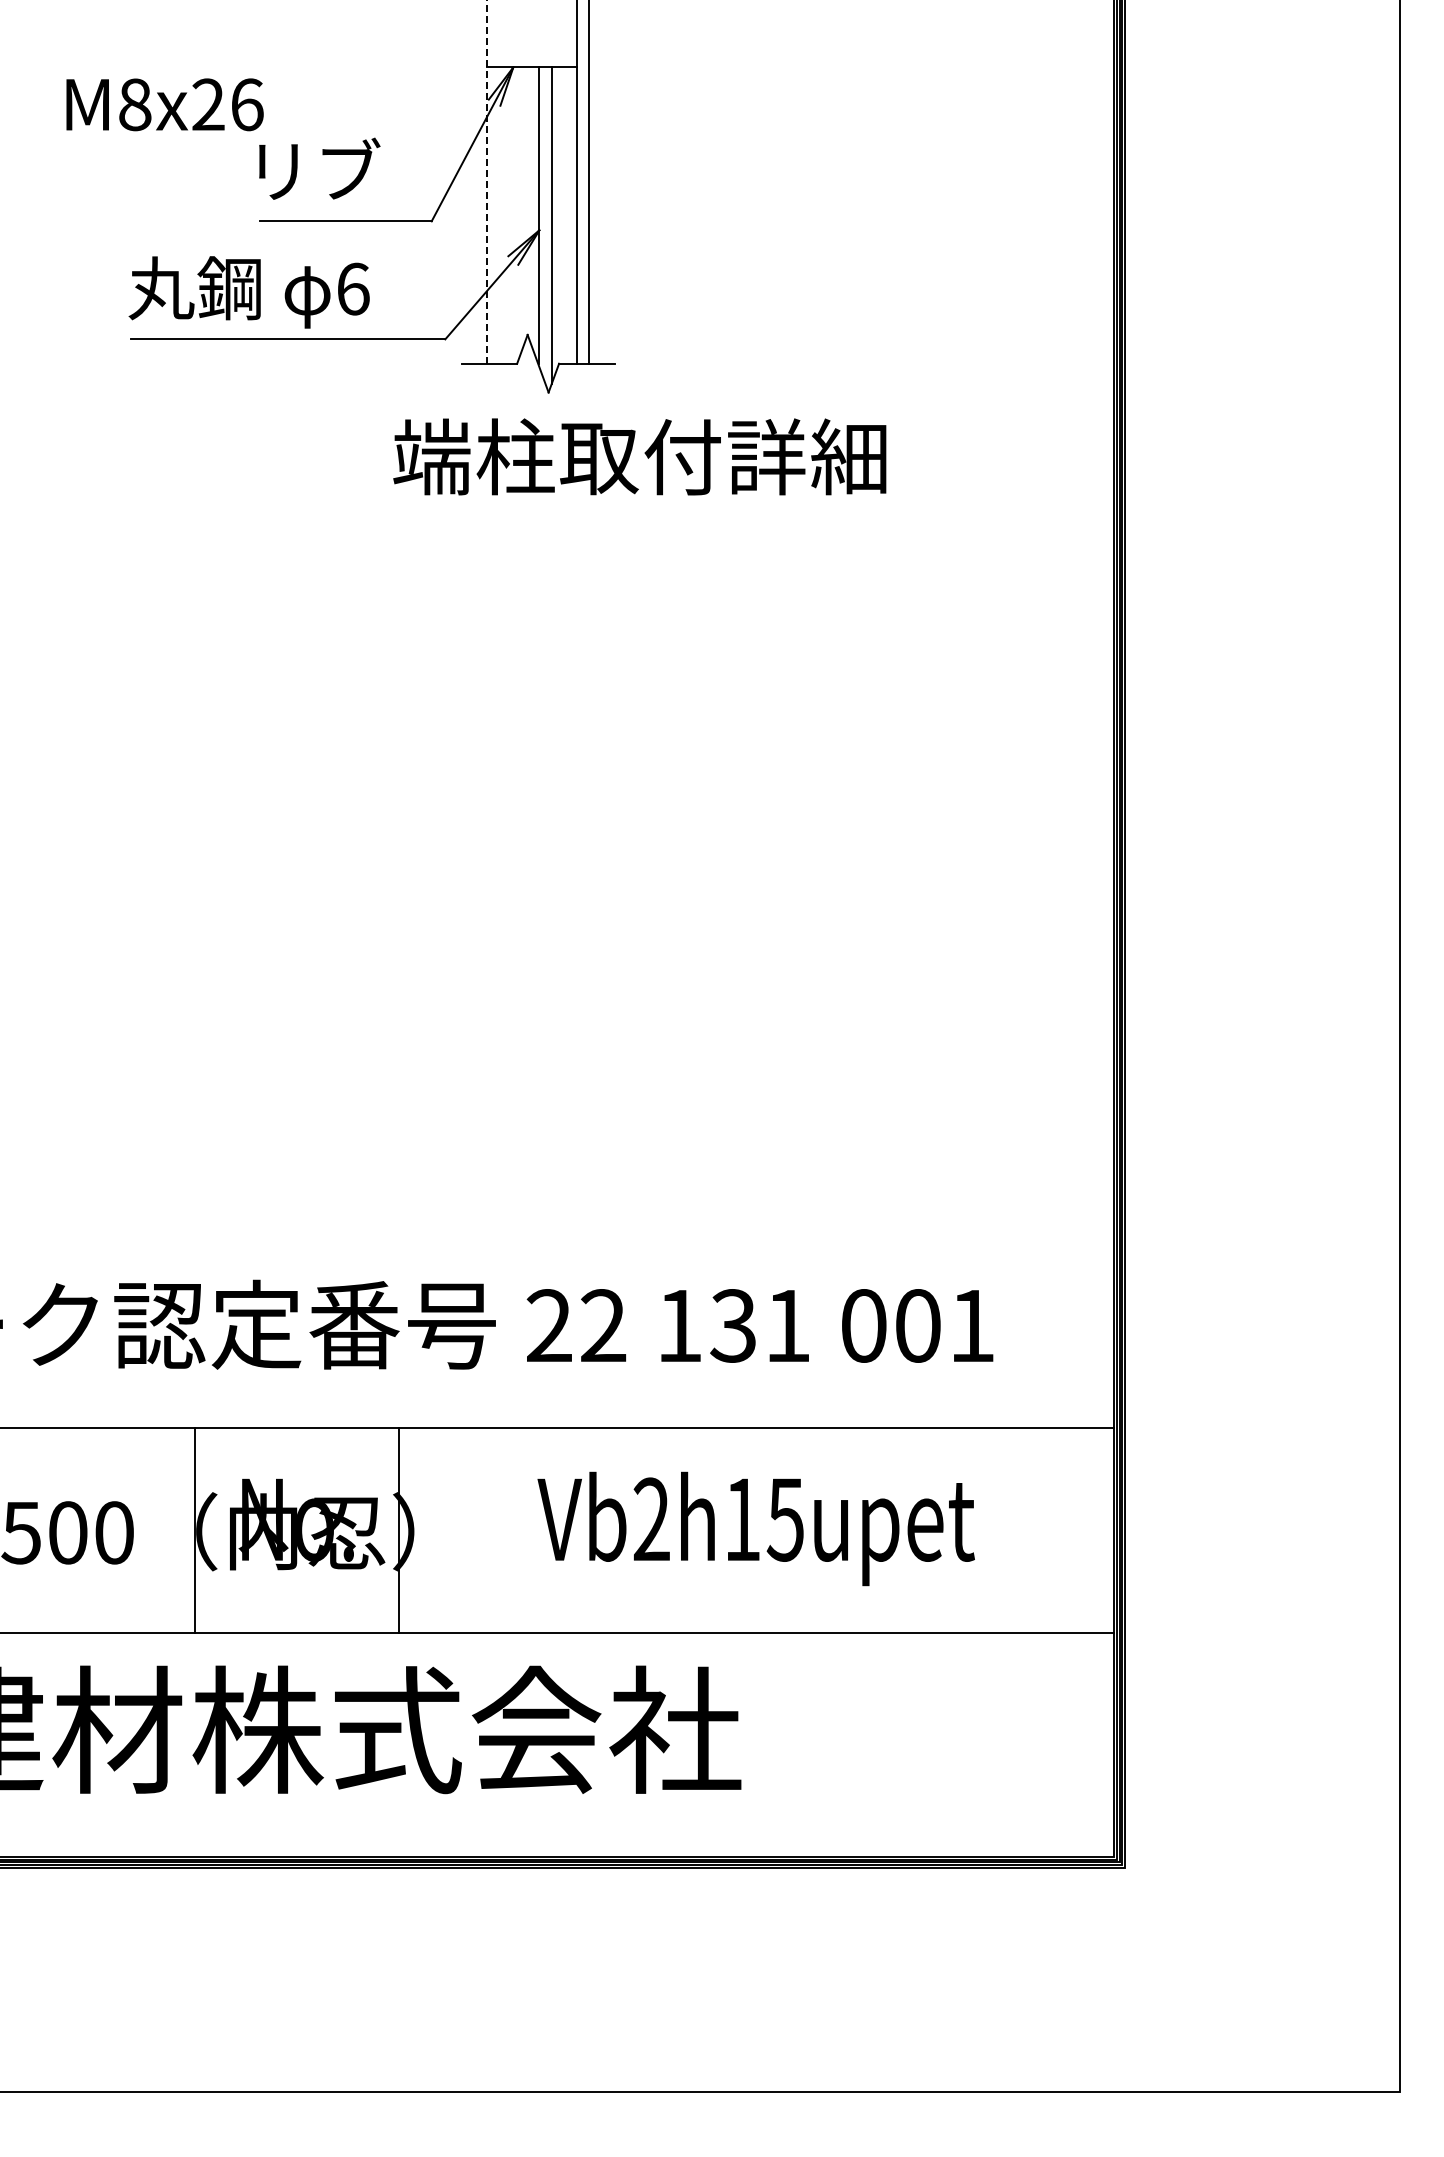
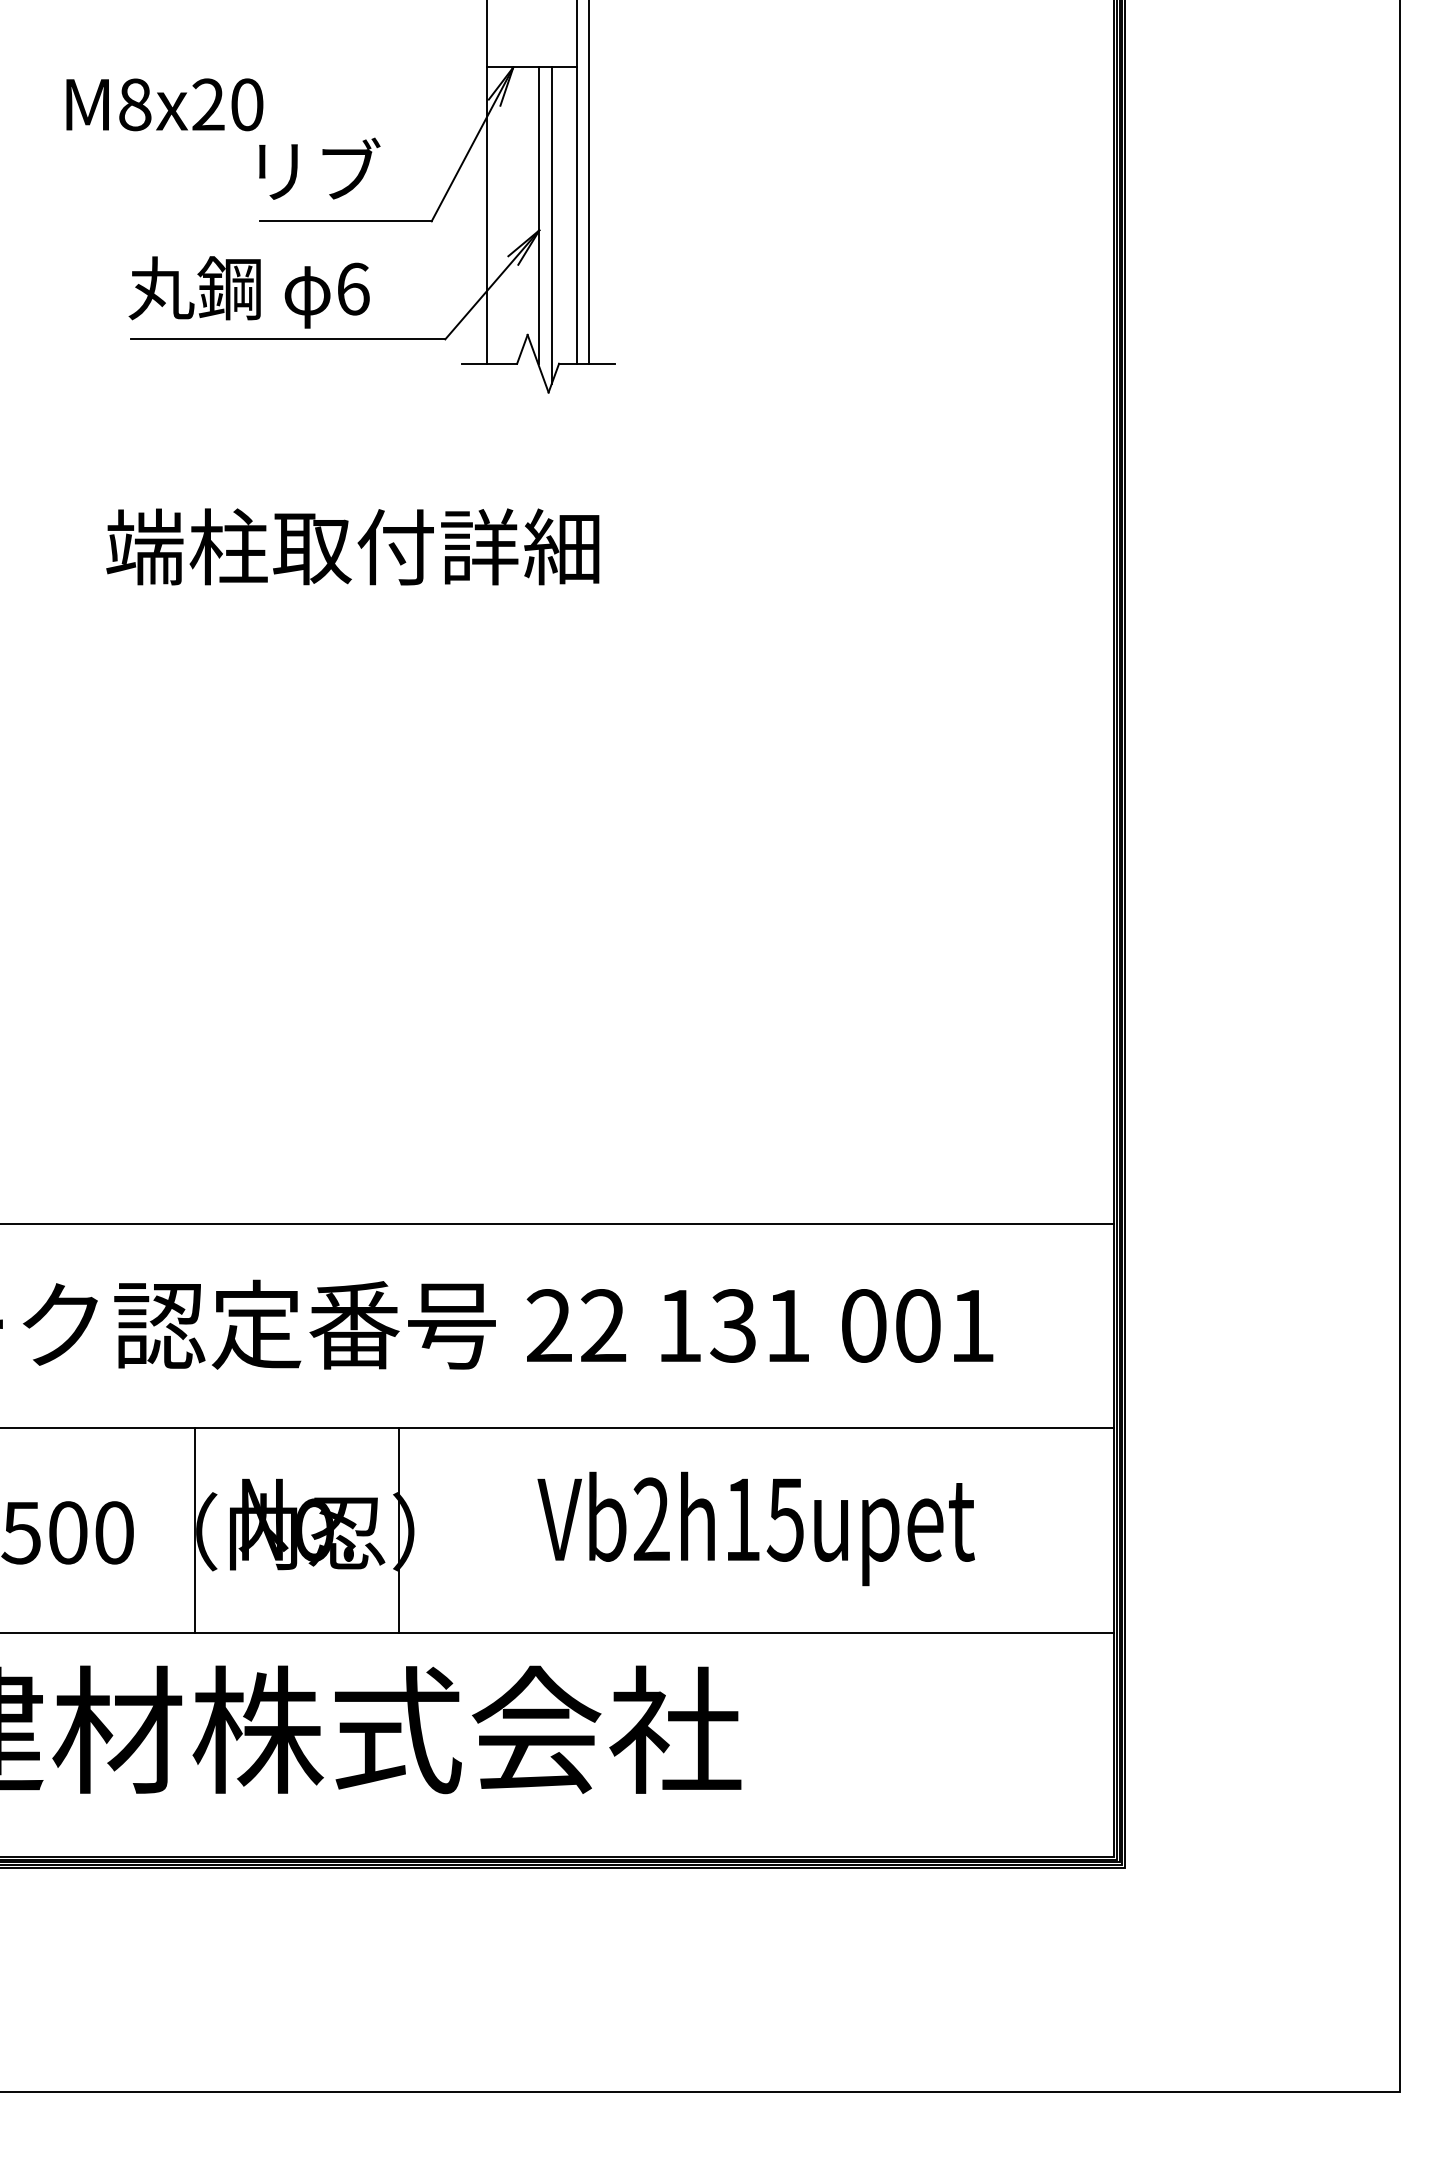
text: M8x26 -> M8x20 (247, 104)
line: dashed -> solid (487, 181)
text position: (639, 456) -> (352, 546) (352, 546)
line: none -> present (558, 1223)
